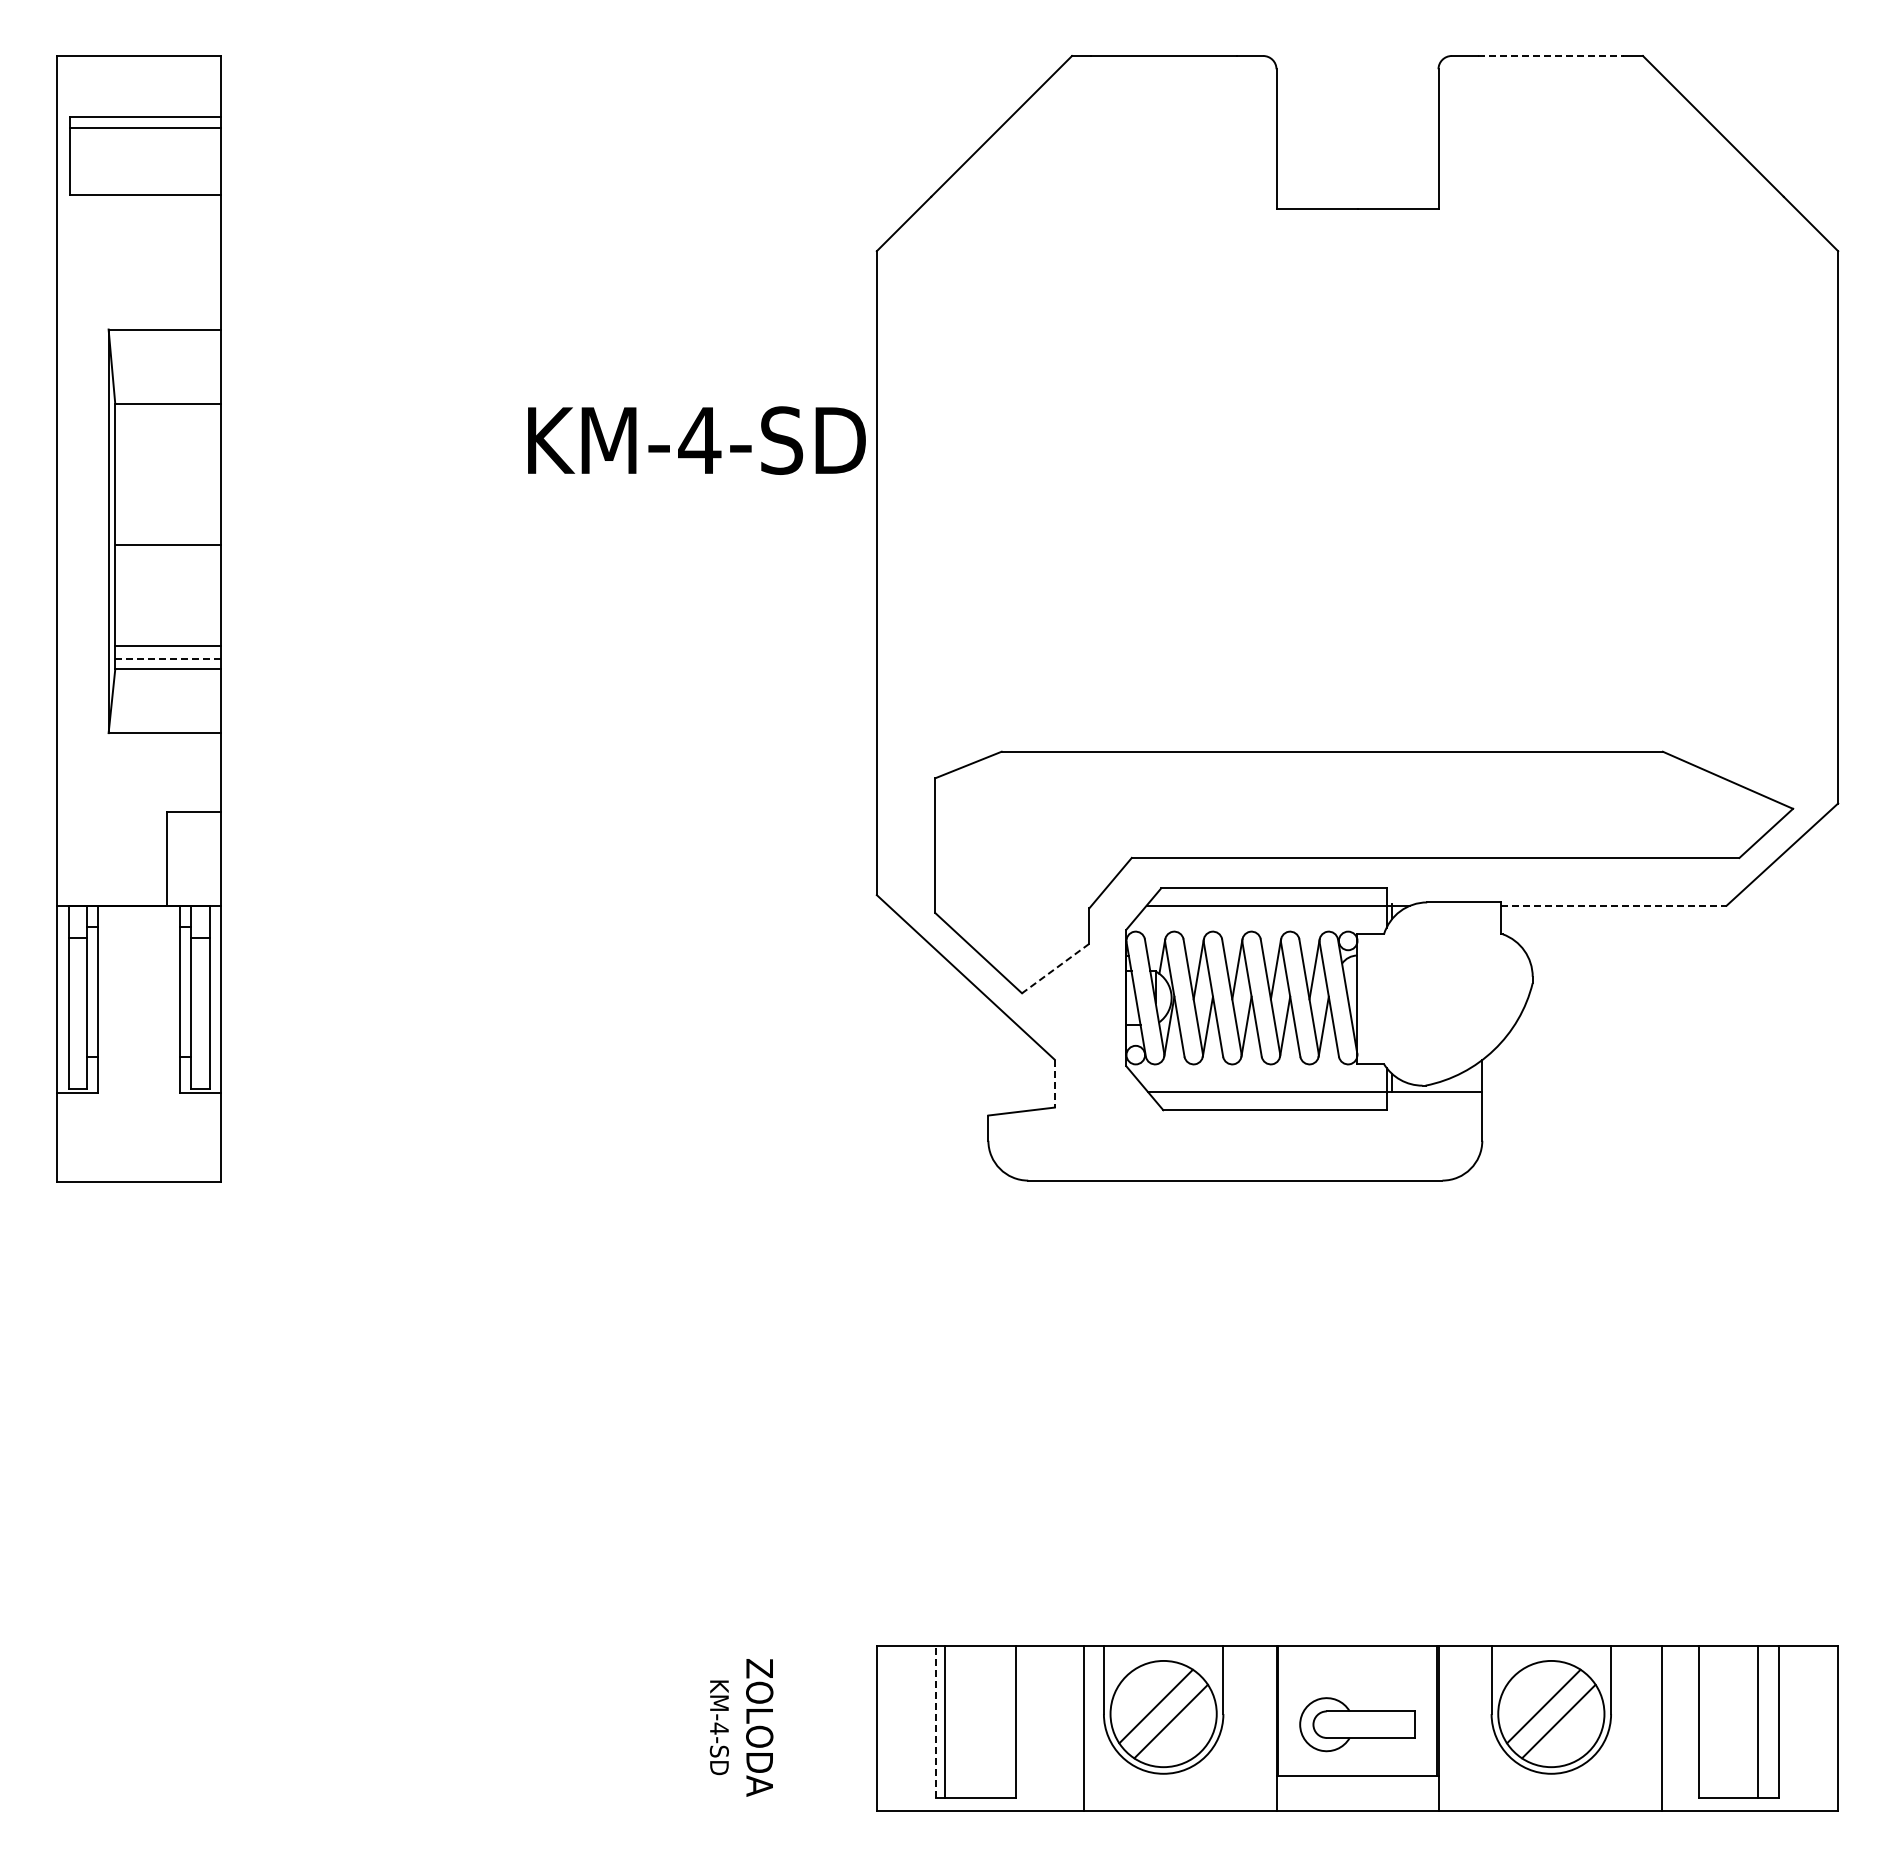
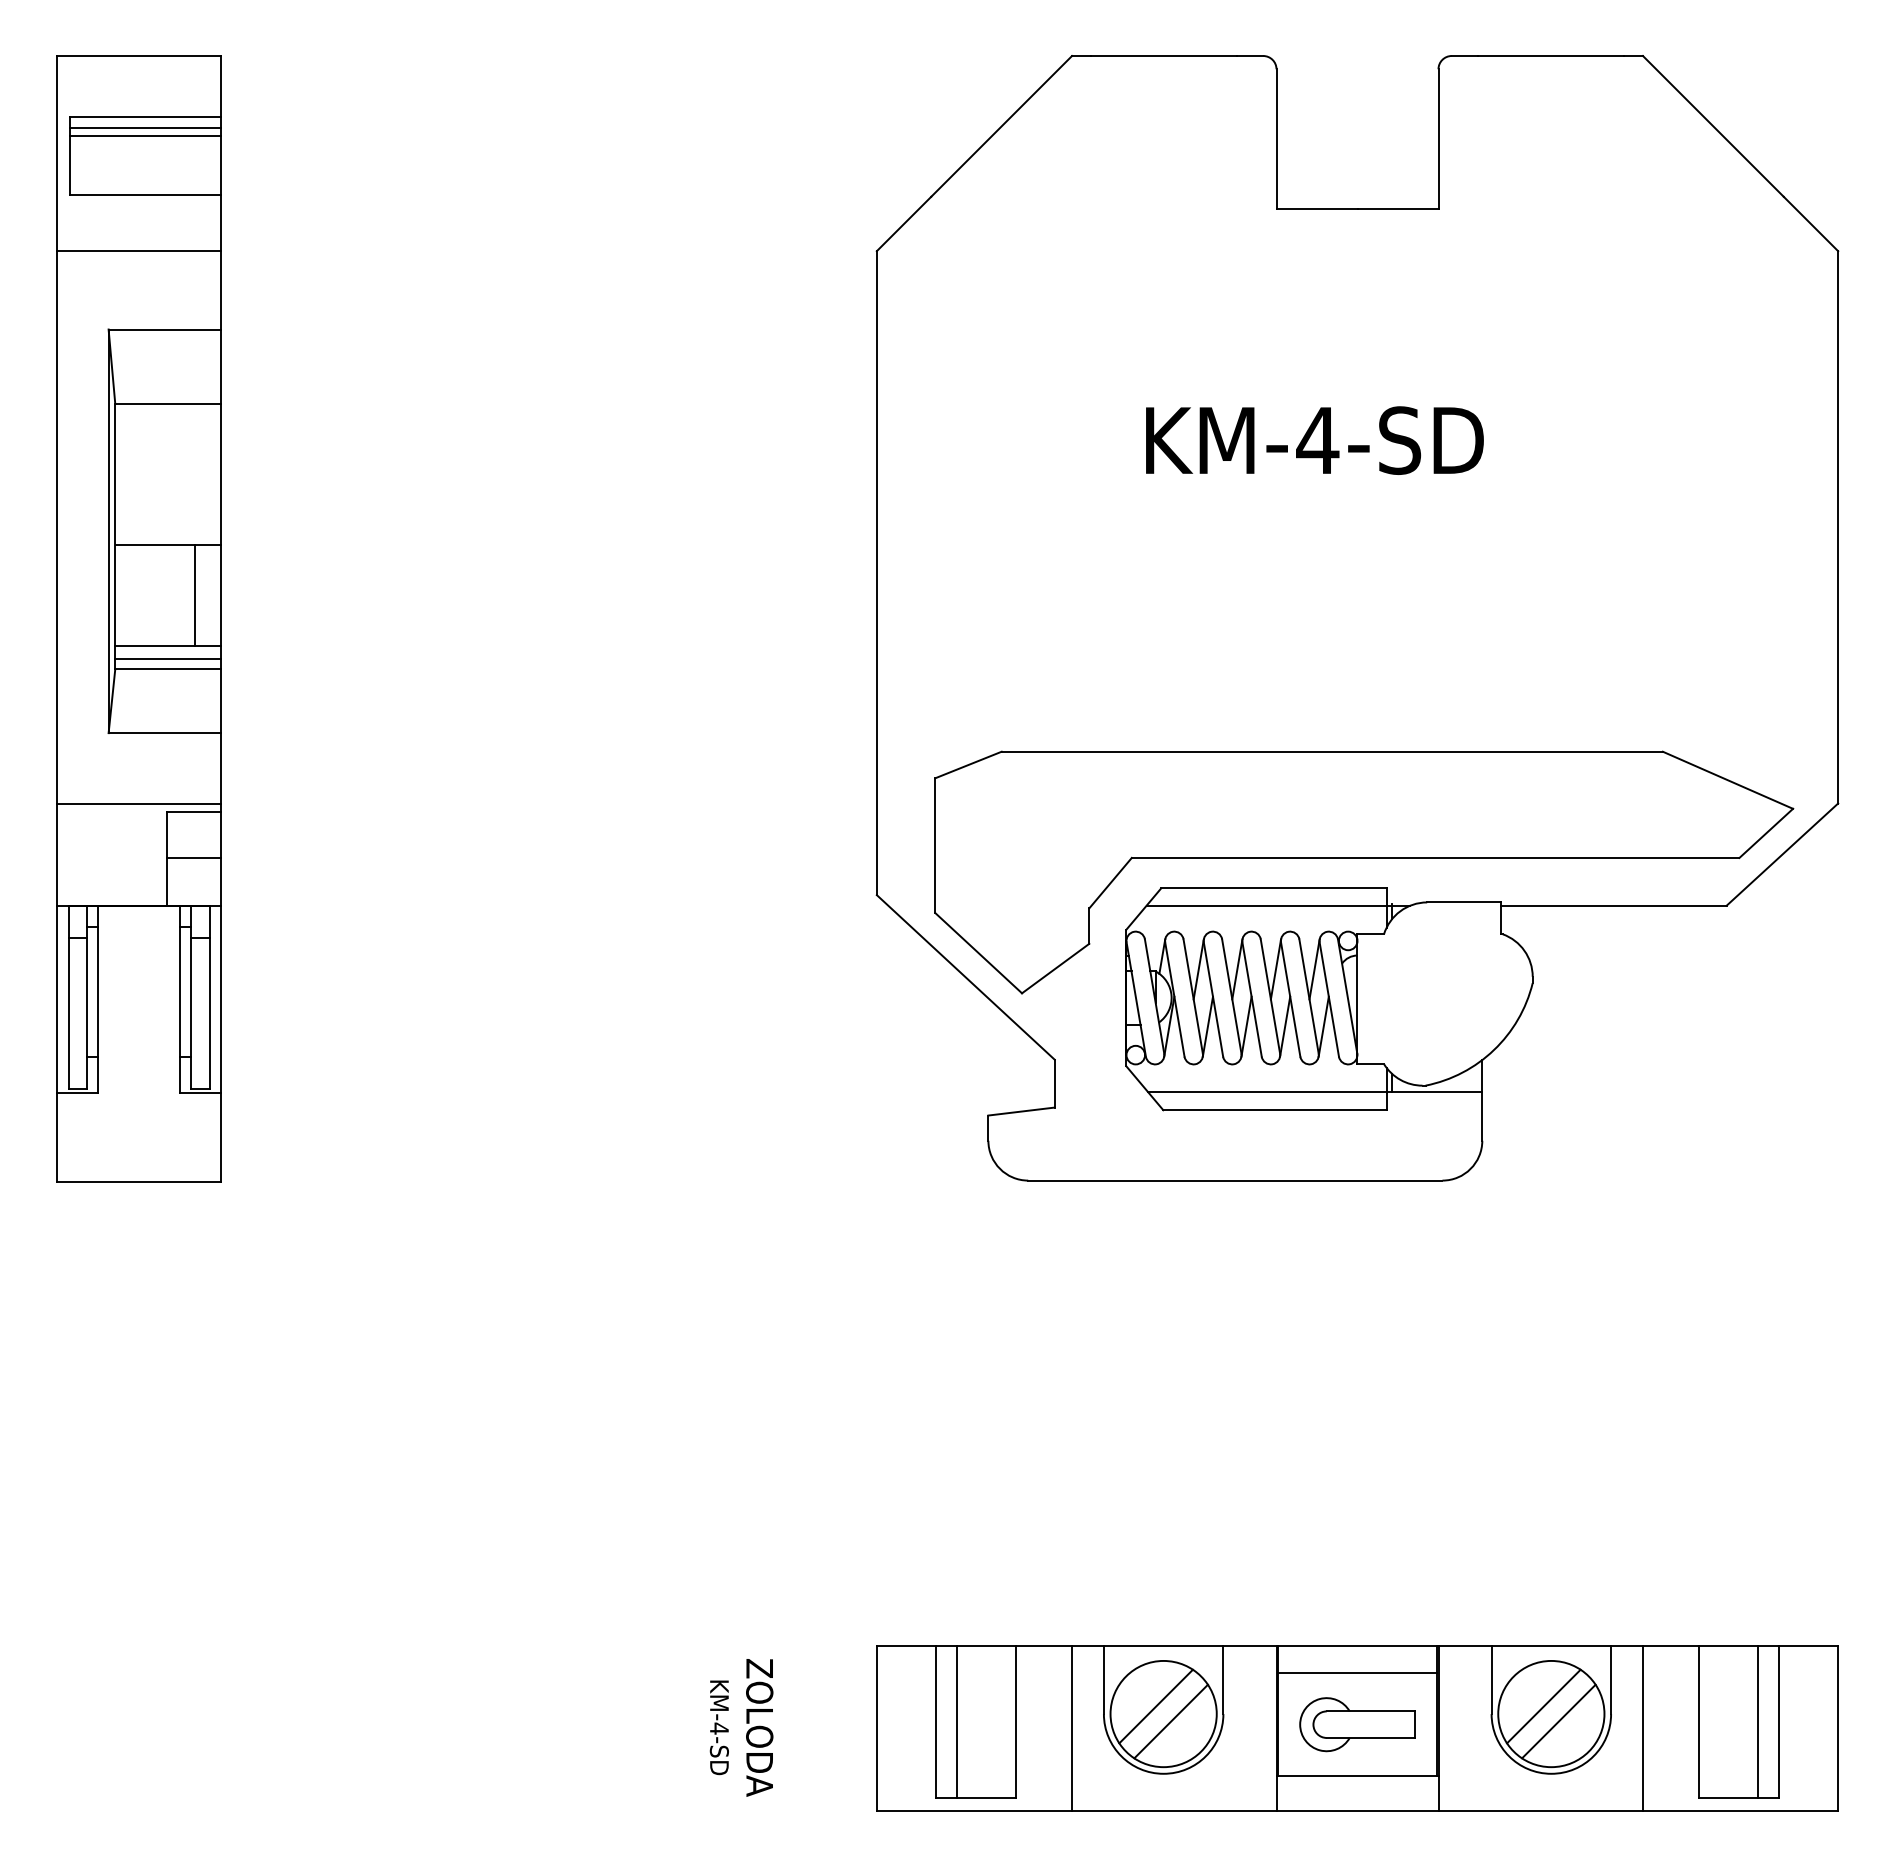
line: dashed -> solid (1551, 56)
line: none -> present (145, 136)
line: none -> present (138, 251)
text position: (696, 440) -> (1314, 440) (1314, 440)
line: none -> present (194, 594)
line: dashed -> solid (168, 658)
line: none -> present (138, 803)
line: none -> present (194, 857)
line: dashed -> solid (1613, 905)
line: dashed -> solid (1055, 968)
line: dashed -> solid (1054, 1083)
line: none -> present (1357, 1672)
line position: (945, 1721) -> (957, 1721) (957, 1721)
line: dashed -> solid (935, 1722)
line position: (1084, 1728) -> (1072, 1728) (1072, 1728)
line position: (1661, 1728) -> (1642, 1728) (1642, 1728)
